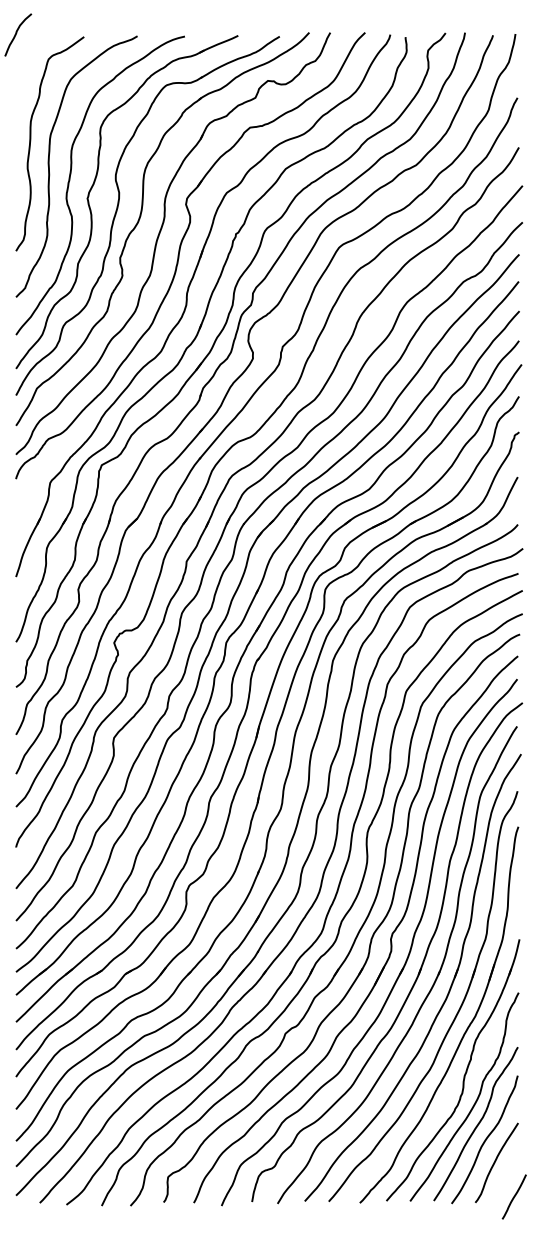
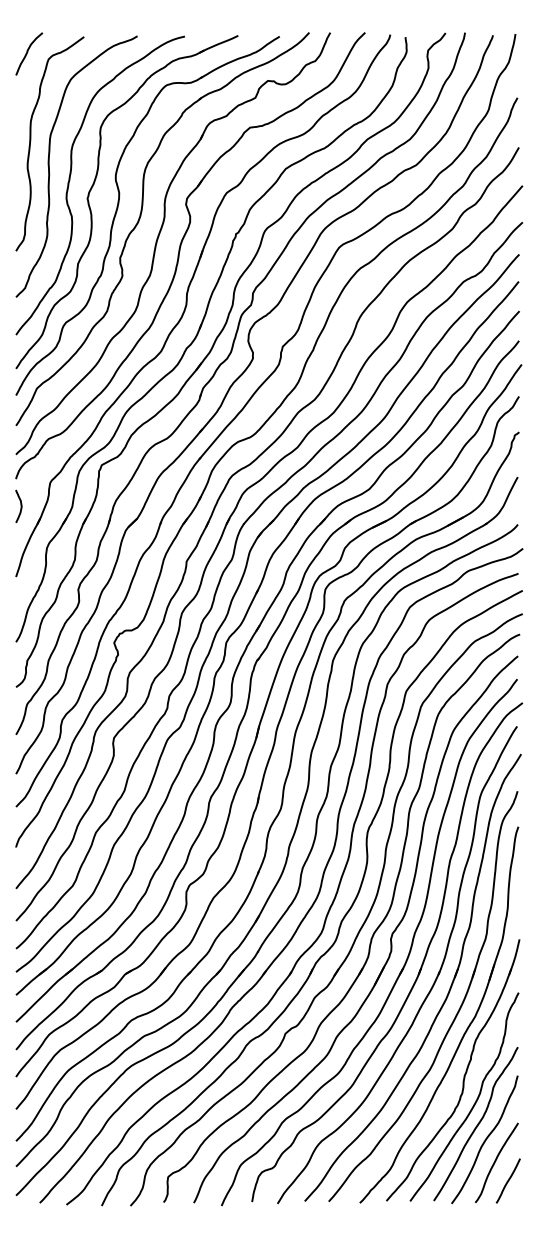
curve position: (17, 33) -> (28, 52) (28, 52)
curve: none -> present (20, 505)
line position: (513, 1196) -> (507, 1180) (507, 1180)
